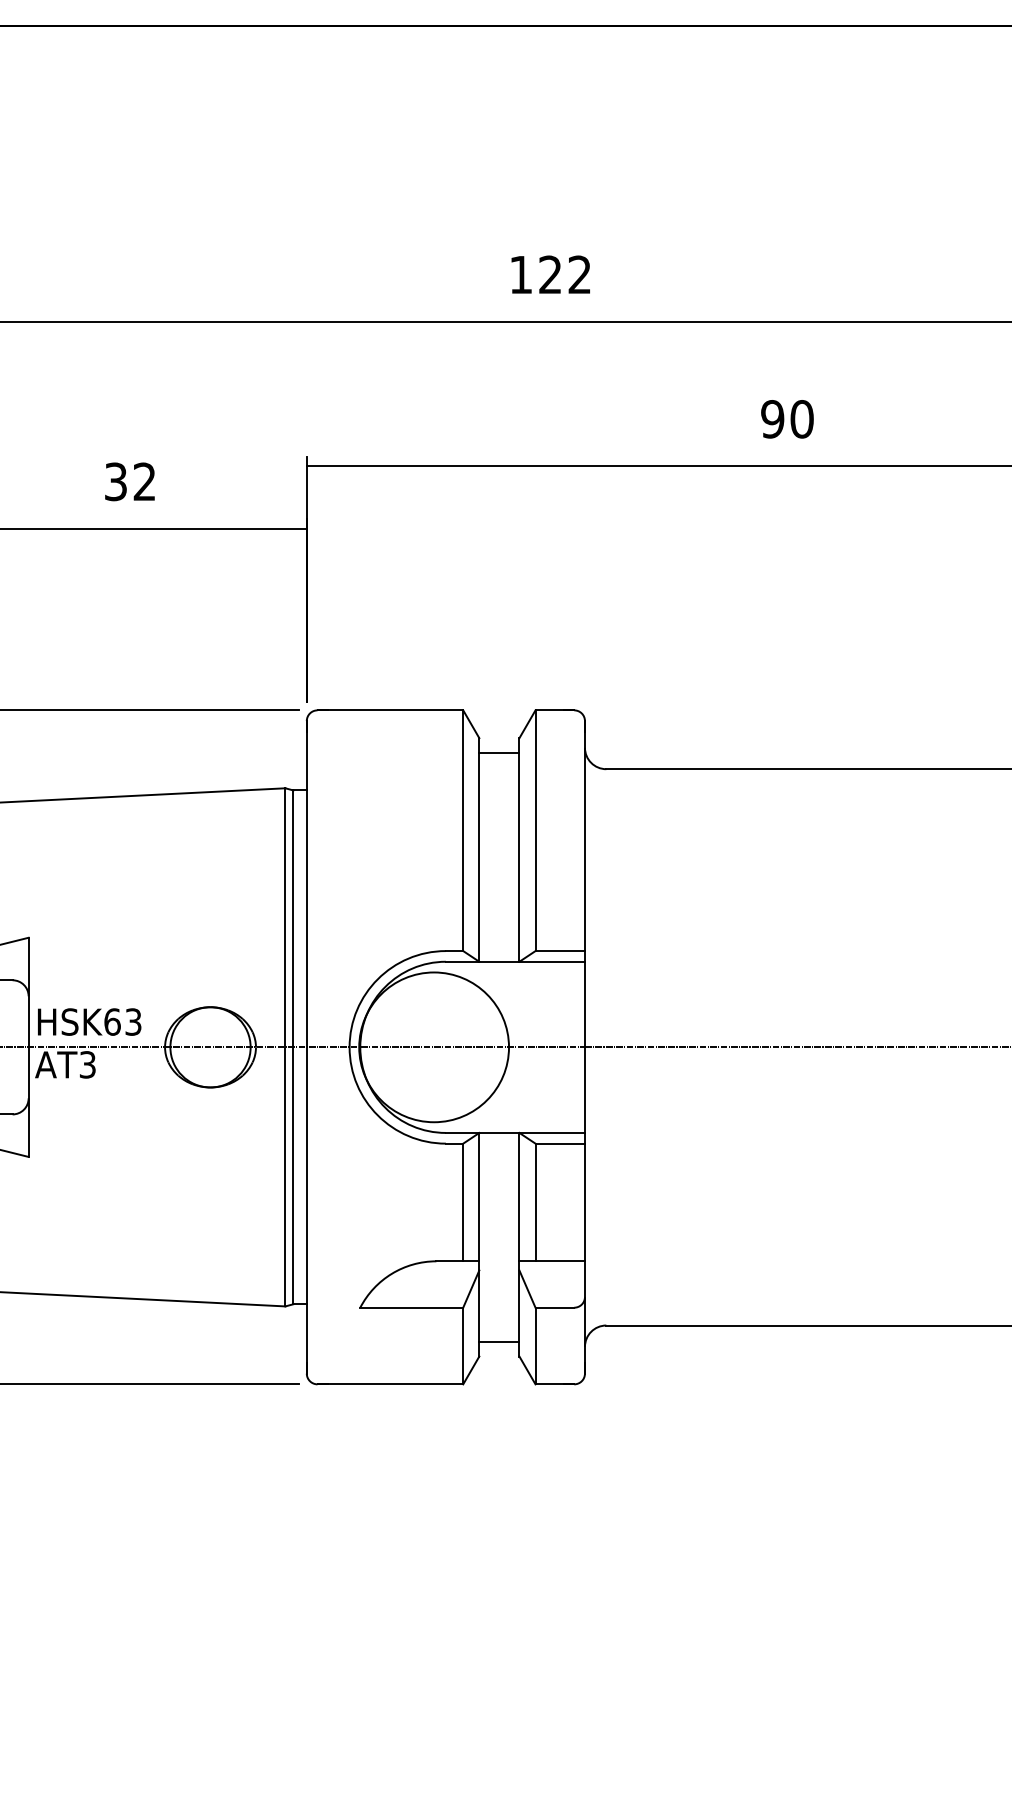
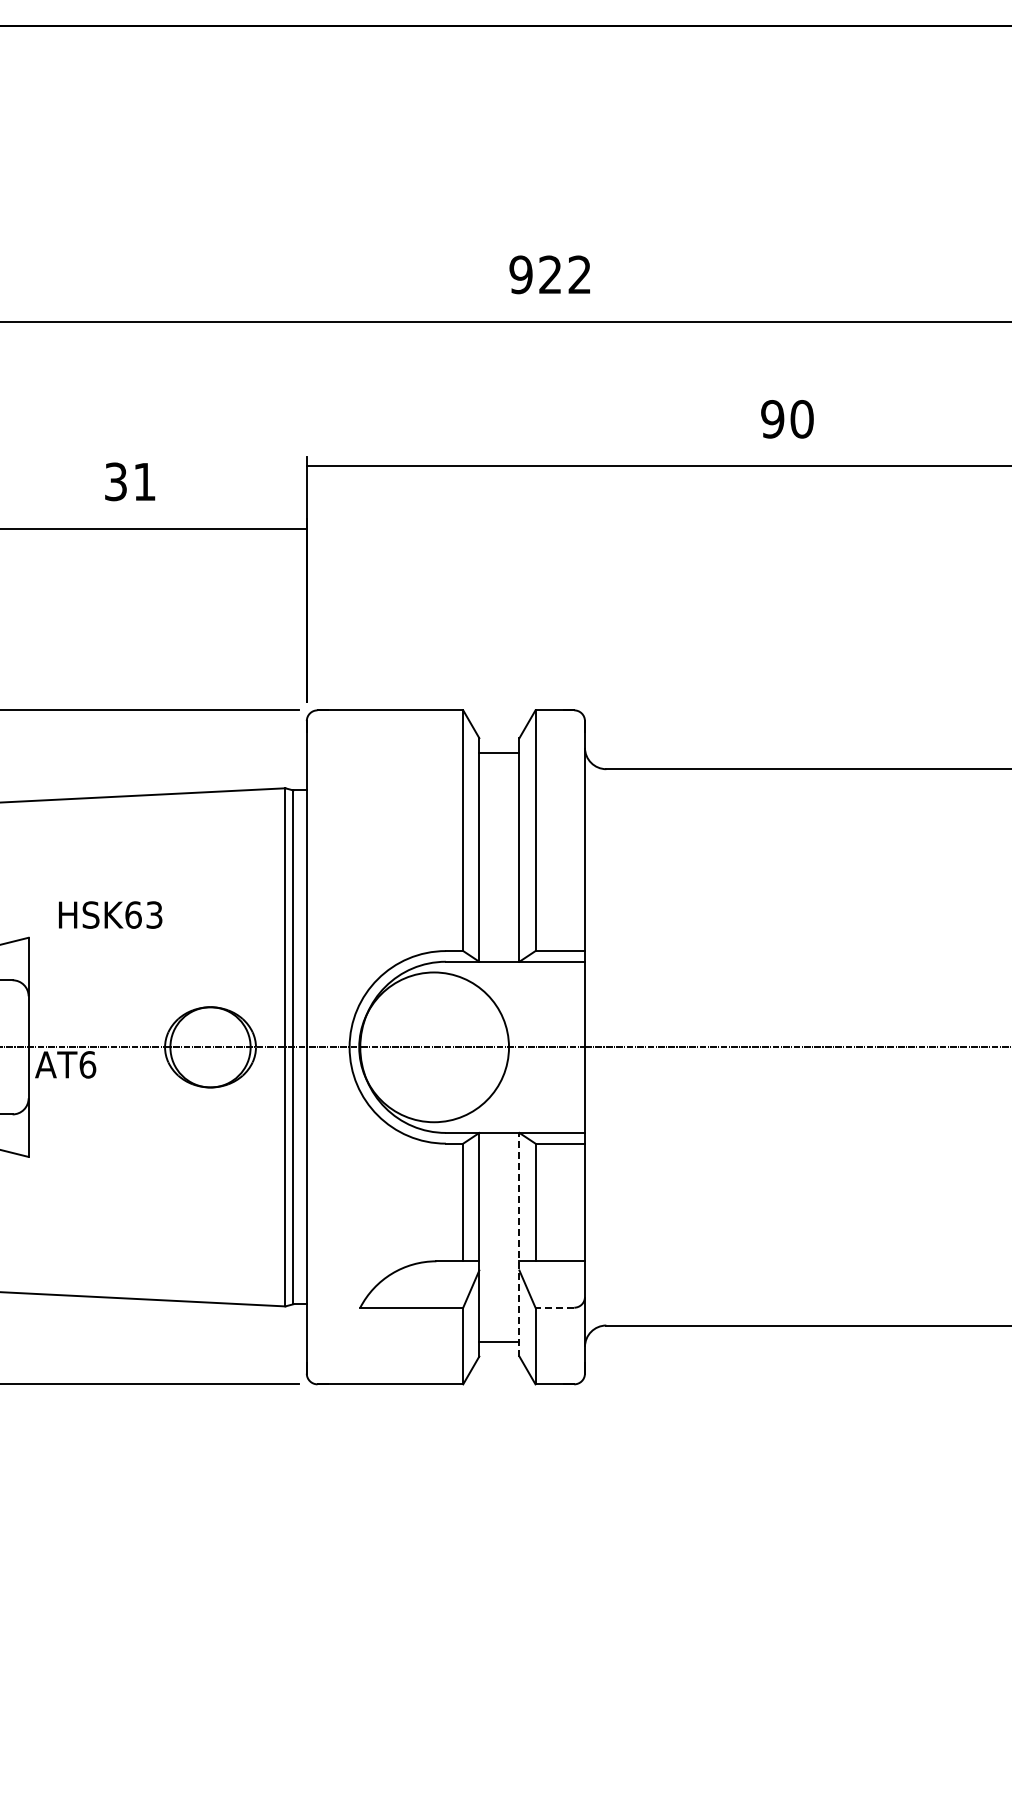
text: 122 -> 922 (520, 274)
text: 32 -> 31 (144, 481)
text position: (89, 1021) -> (110, 914) (110, 914)
text: AT3 -> AT6 (87, 1064)
line: solid -> dashed (519, 1244)
line: solid -> dashed (554, 1307)
